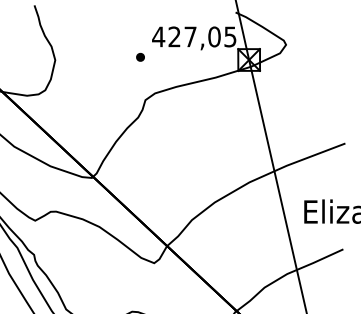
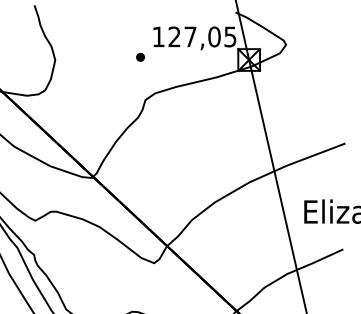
text: 427,05 -> 127,05 (158, 36)
